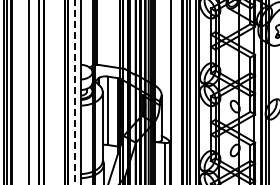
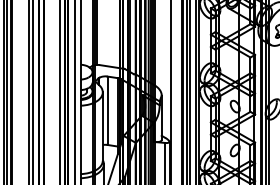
line: none -> present (33, 91)
line: none -> present (60, 91)
line: dashed -> solid (75, 92)
